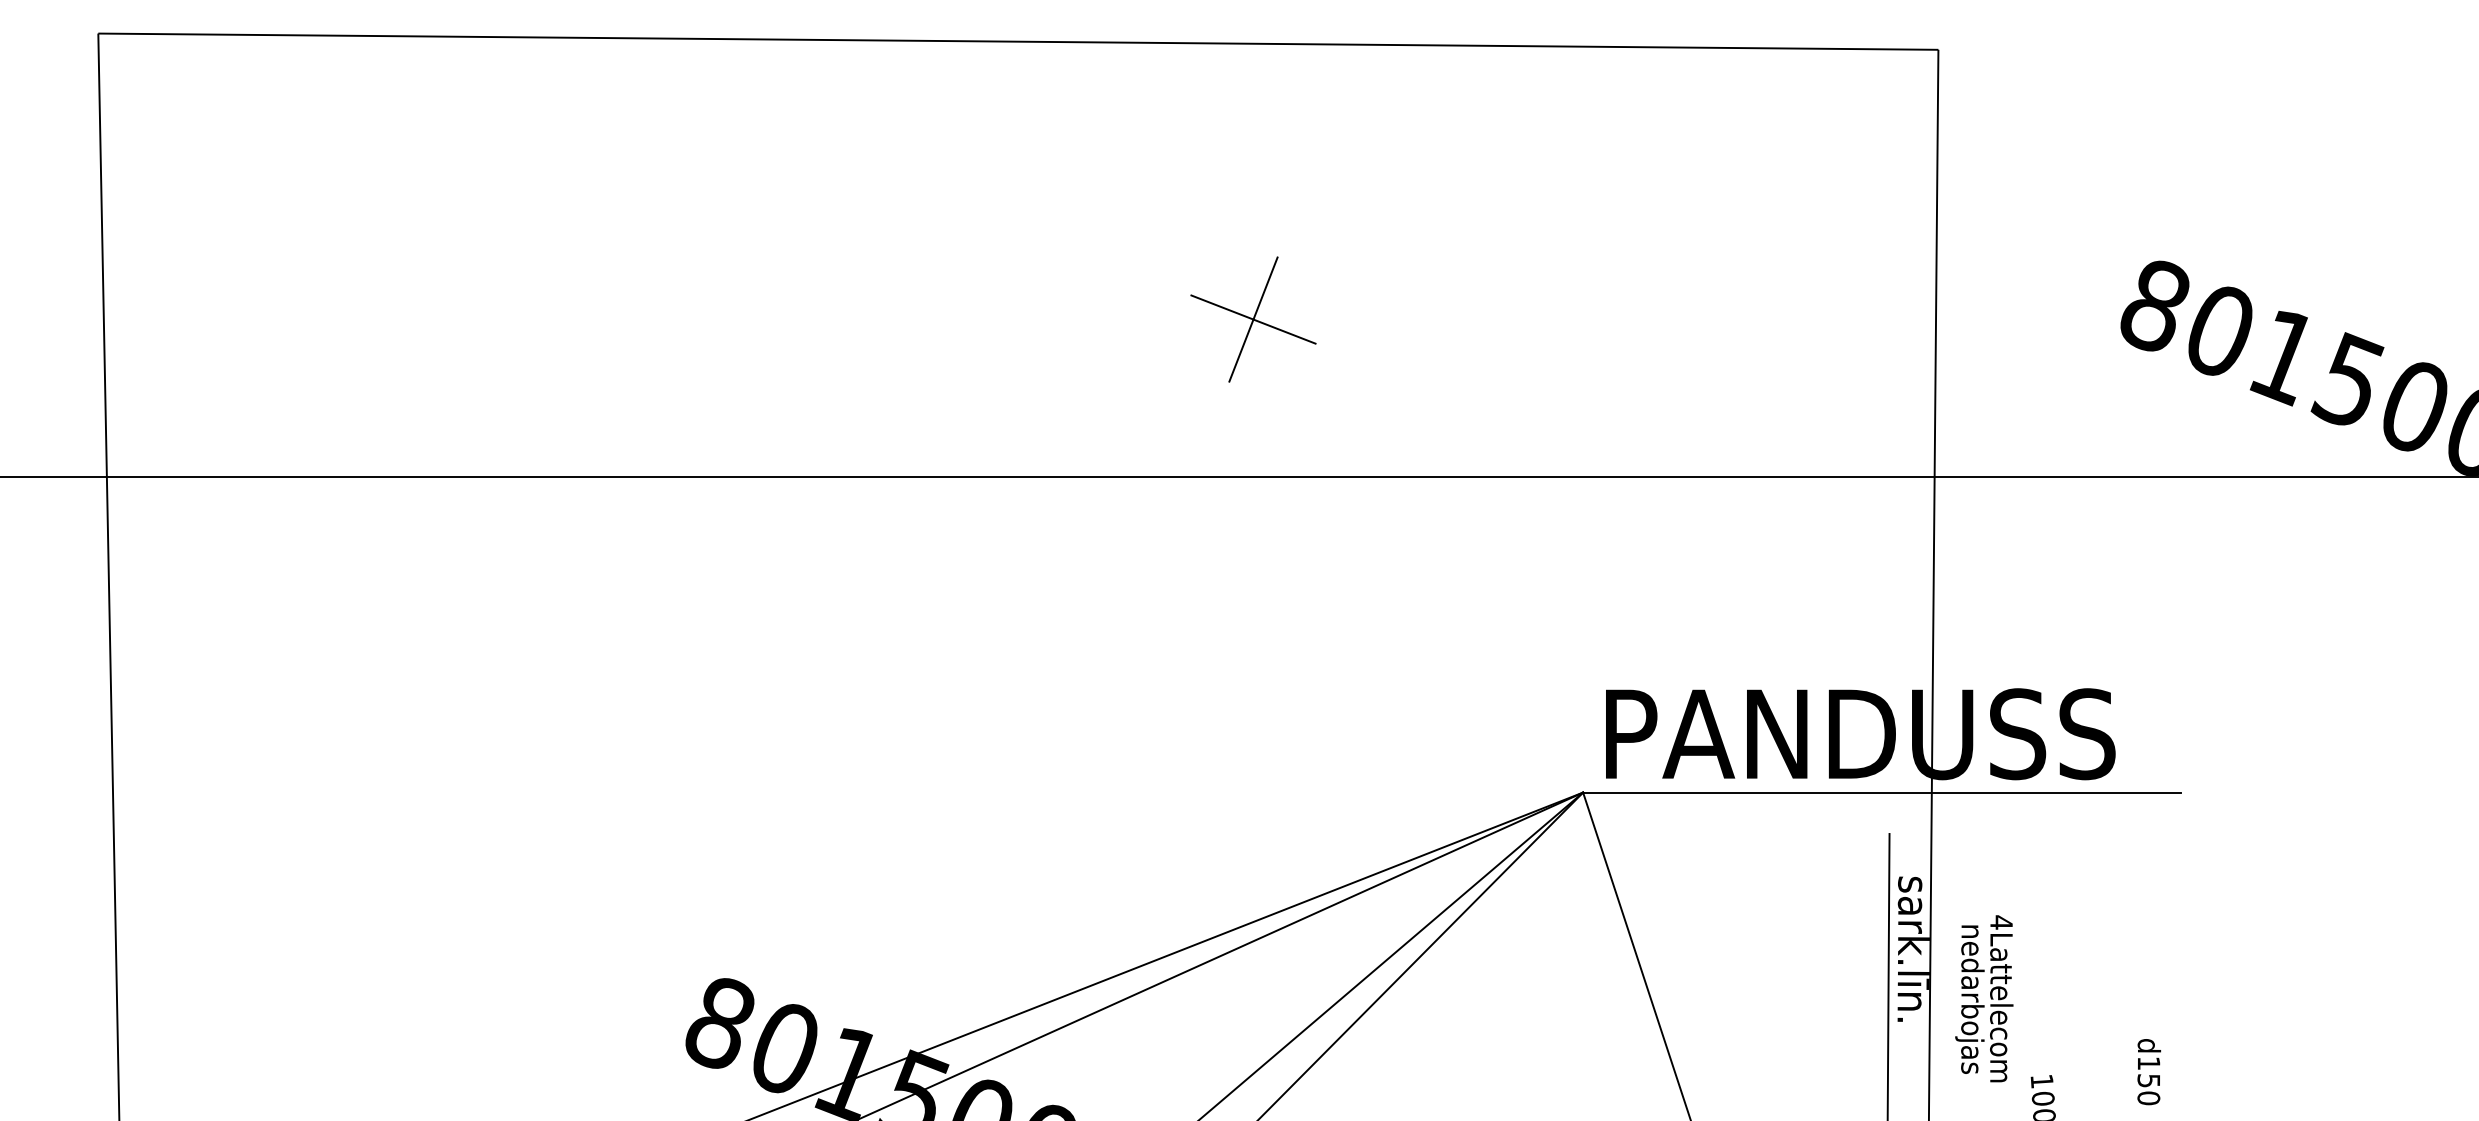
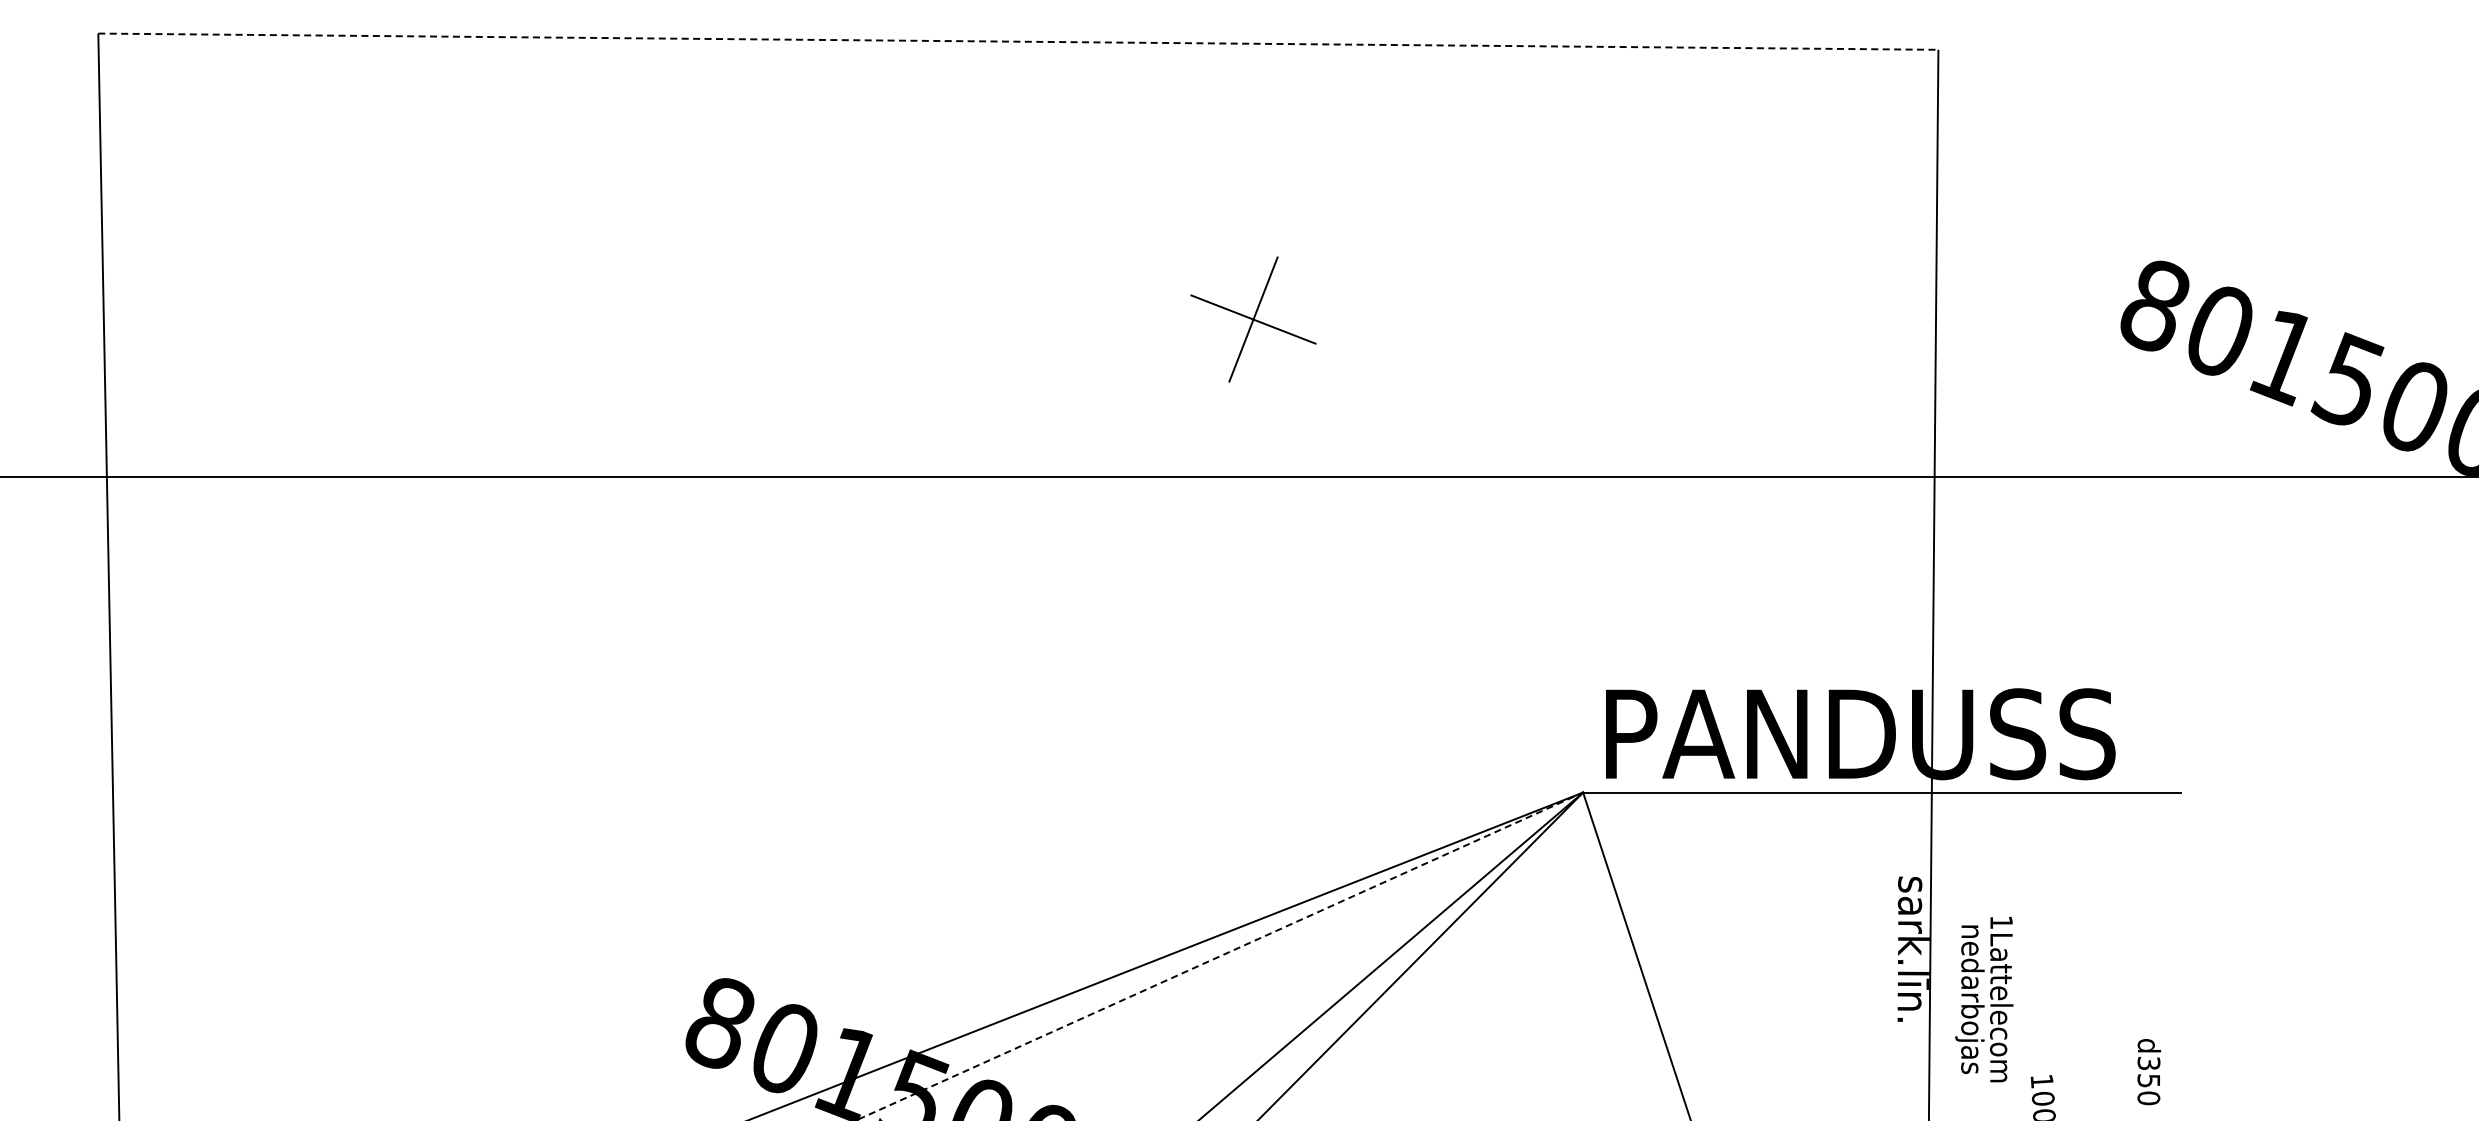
line: solid -> dashed (1018, 41)
text: 4Lattelecom -> 1Lattelecom (2001, 922)
line: solid -> dashed (1219, 956)
line: present -> none (1888, 975)
text: d150 -> d350 (2148, 1062)
